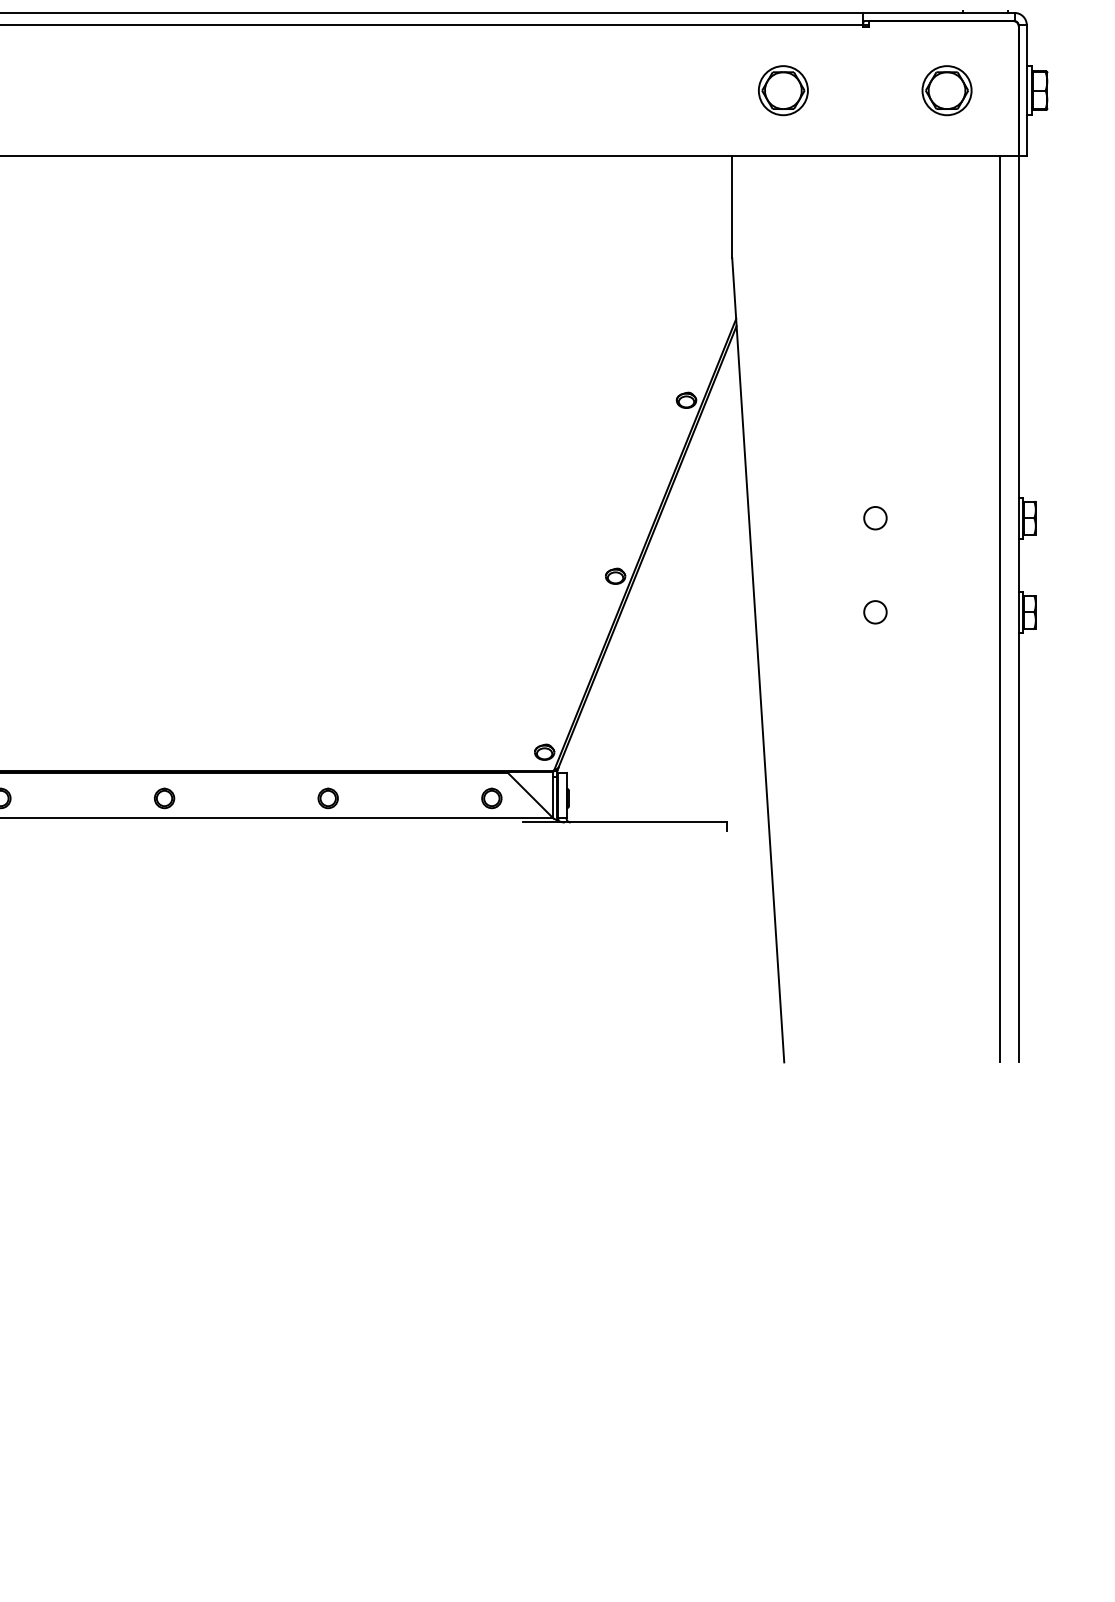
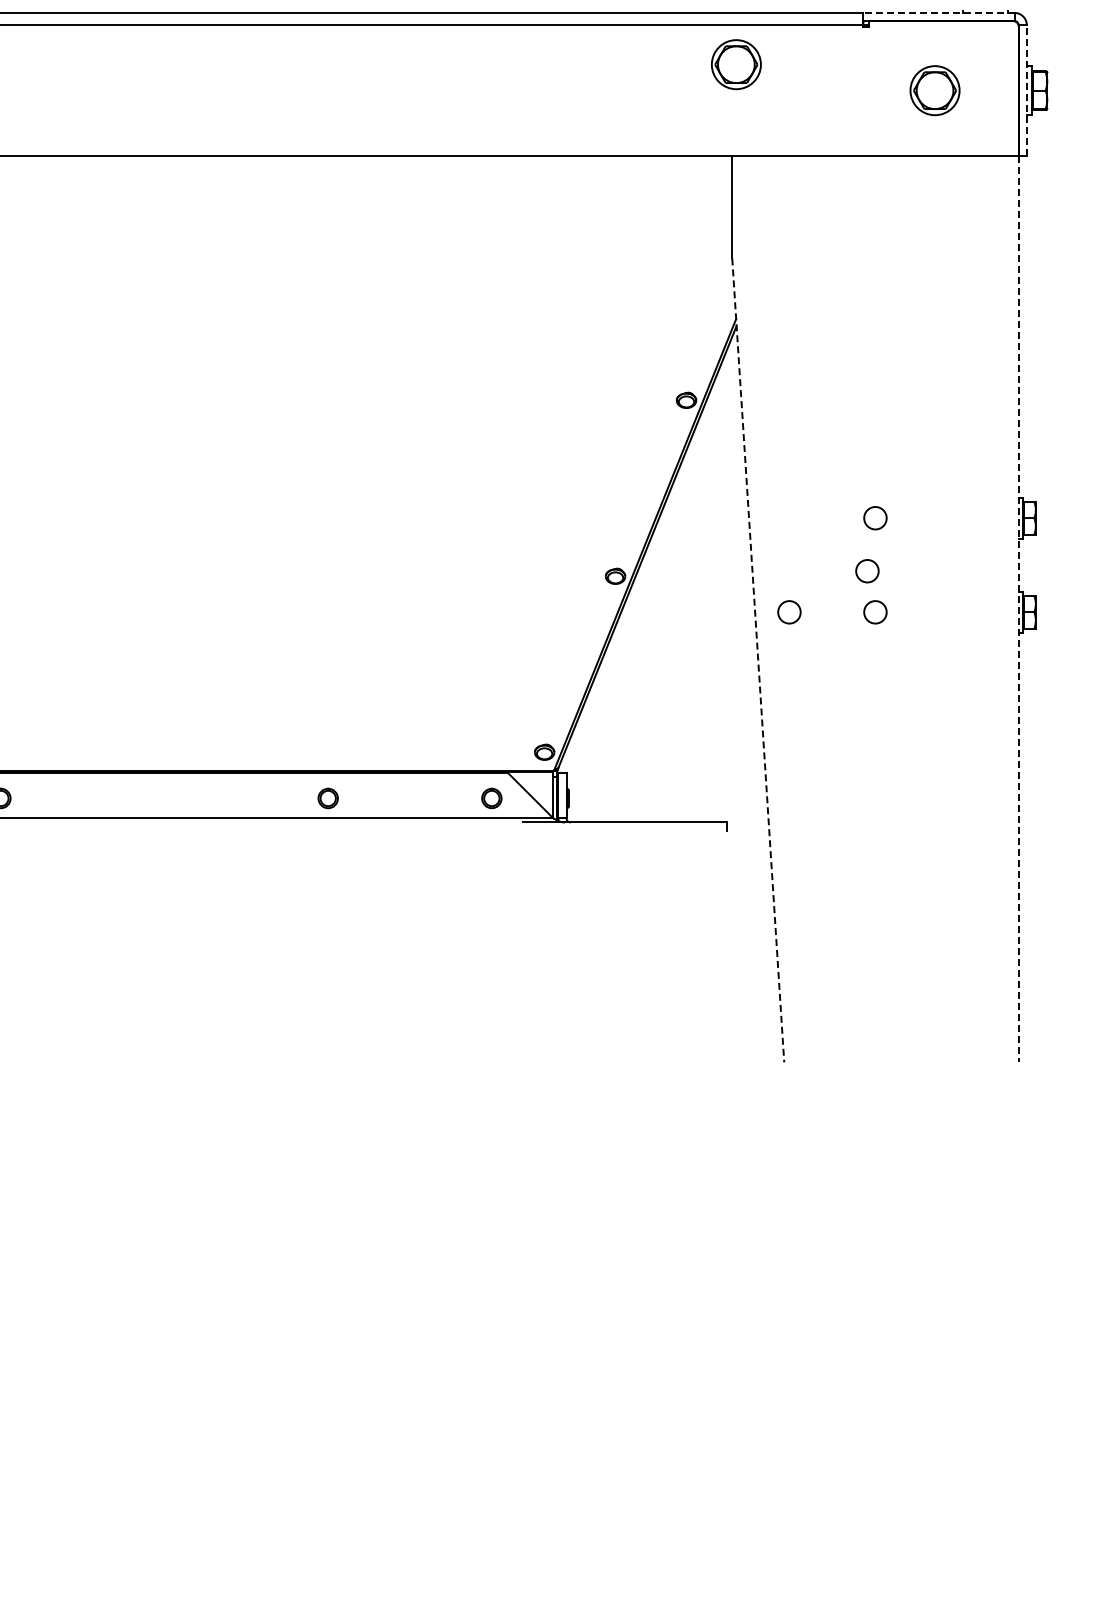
line: solid -> dashed (938, 12)
part position: (783, 90) -> (736, 64) (736, 64)
part position: (946, 90) -> (934, 90) (934, 90)
line: solid -> dashed (1026, 90)
circle: none -> present (867, 571)
line: present -> none (1000, 609)
line: solid -> dashed (1018, 609)
circle: none -> present (789, 612)
line: solid -> dashed (758, 660)
part: present -> none (164, 798)
